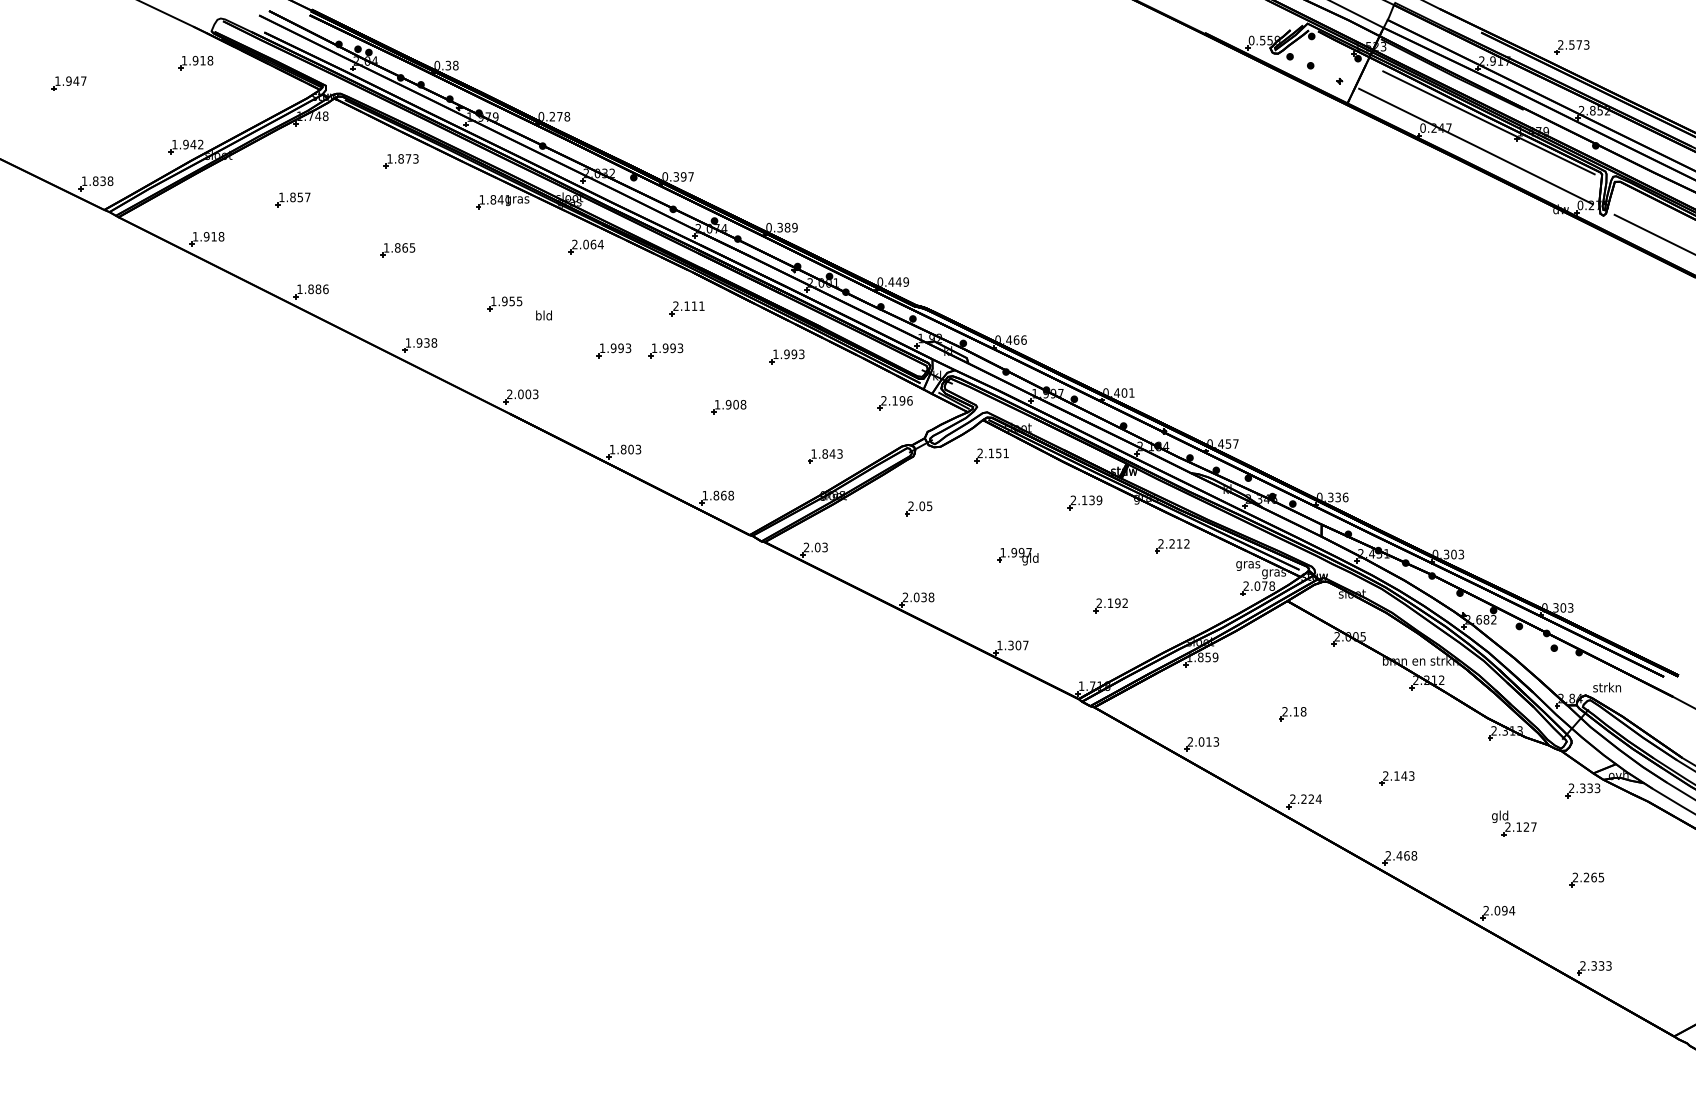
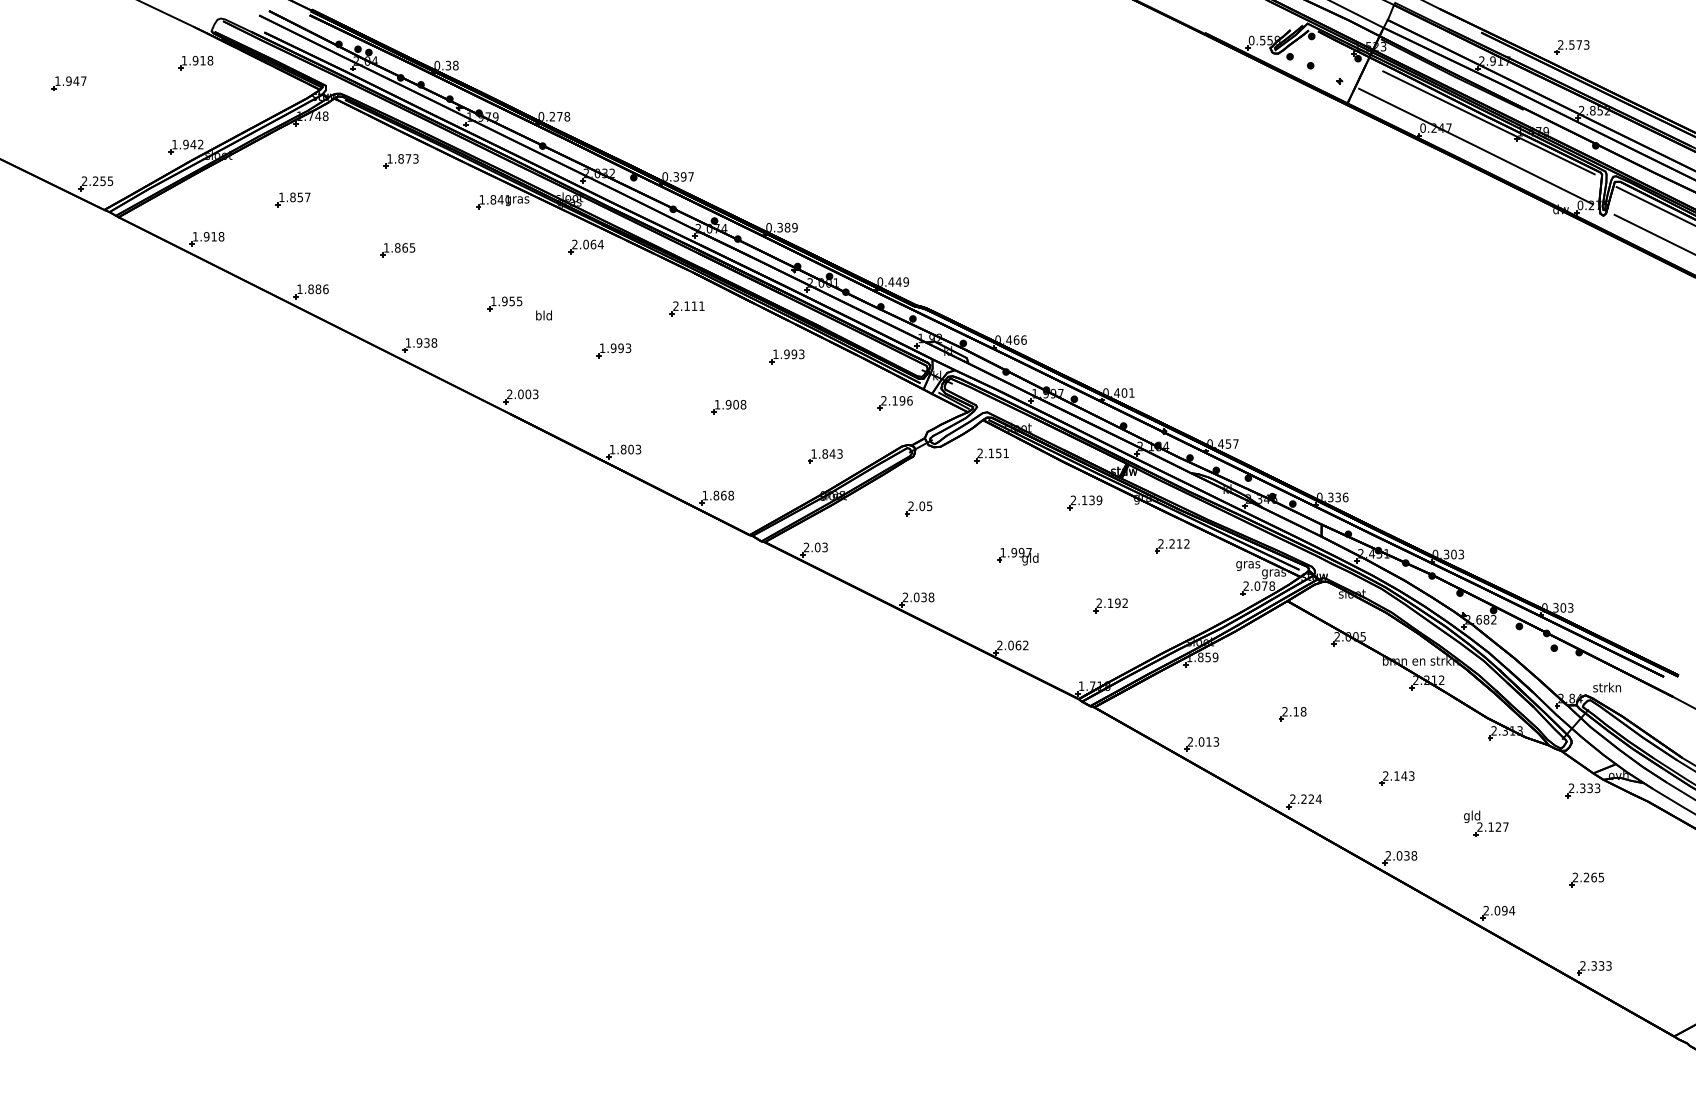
text: 1.838 -> 2.255 (97, 181)
line: none -> present (1654, 205)
part: present -> none (665, 350)
text: 1.307 -> 2.062 (1012, 645)
part position: (1514, 823) -> (1486, 823) (1486, 823)
text: 2.468 -> 2.038 (1402, 855)
